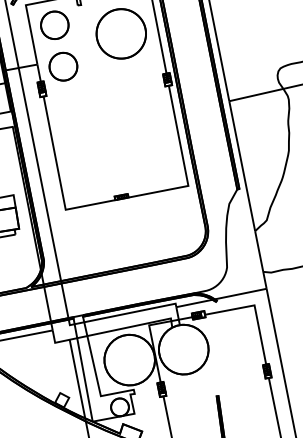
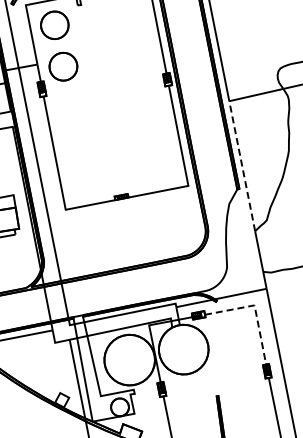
part: present -> none (120, 33)
line: solid -> dashed (242, 165)
line: solid -> dashed (255, 309)
